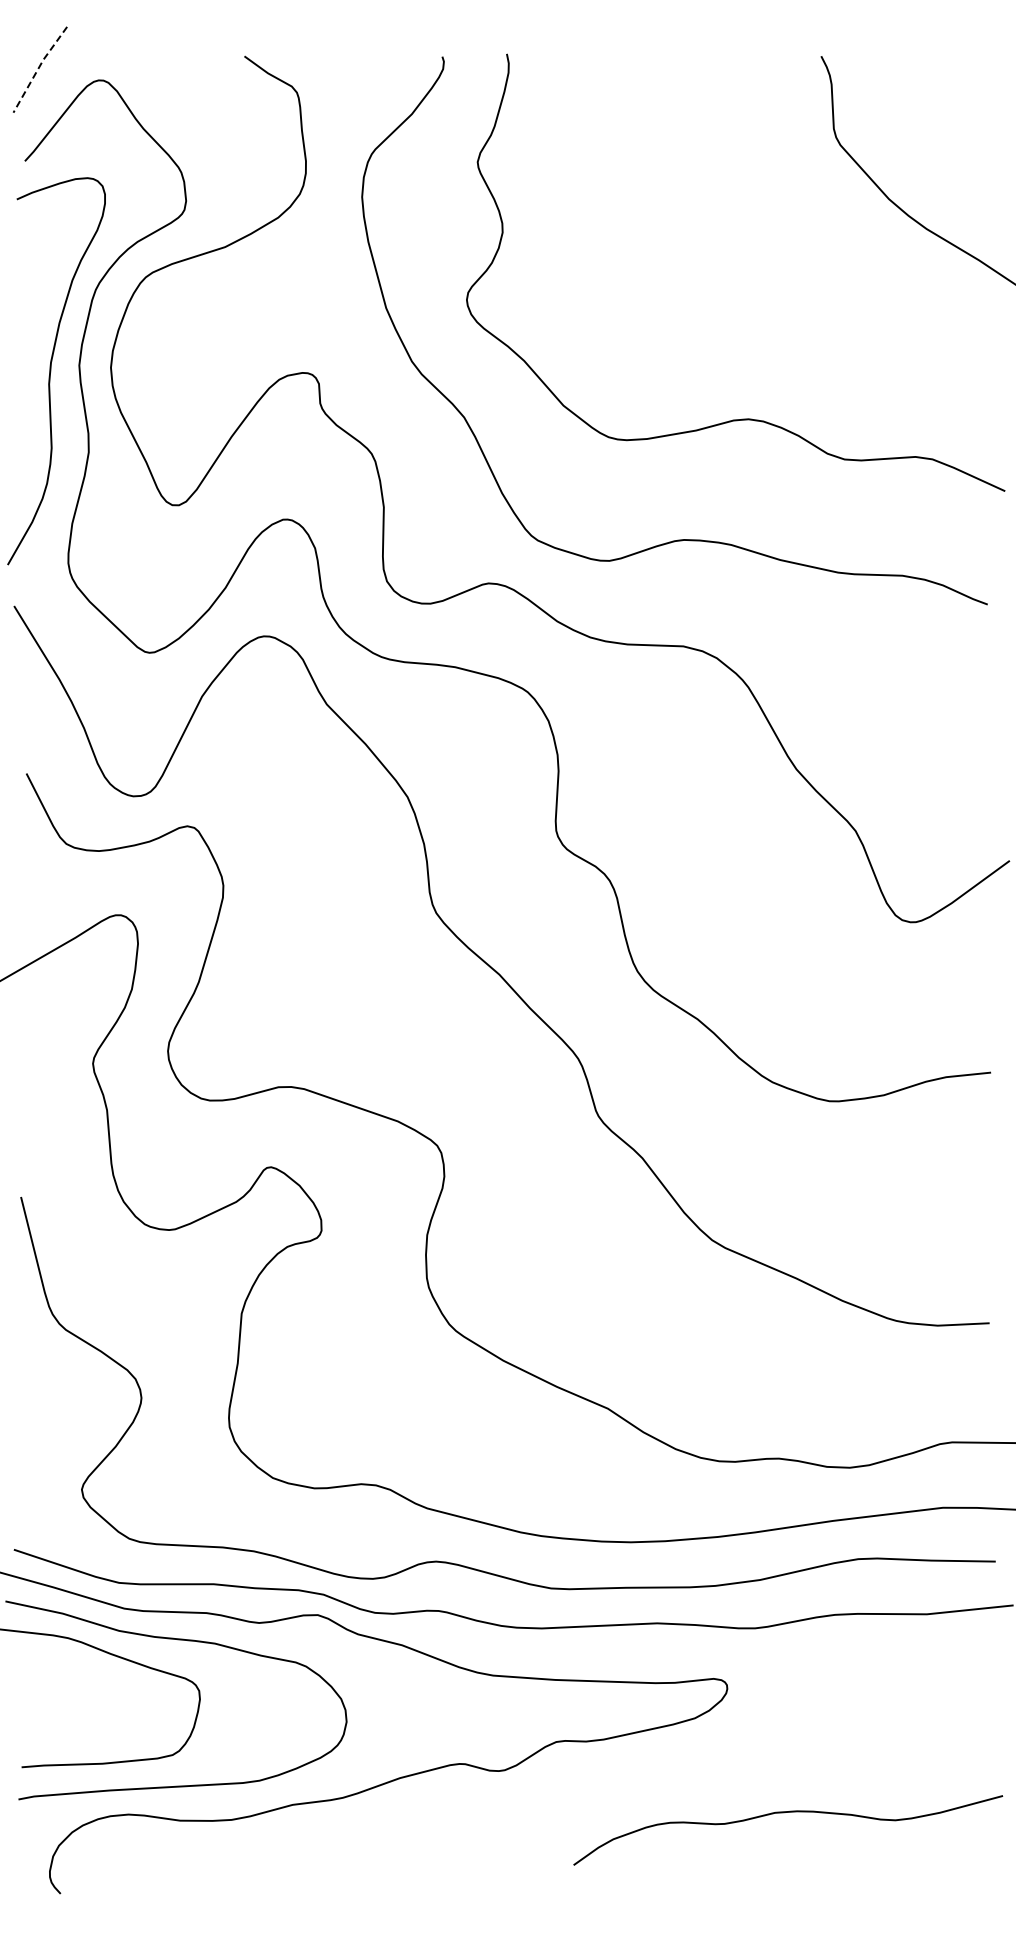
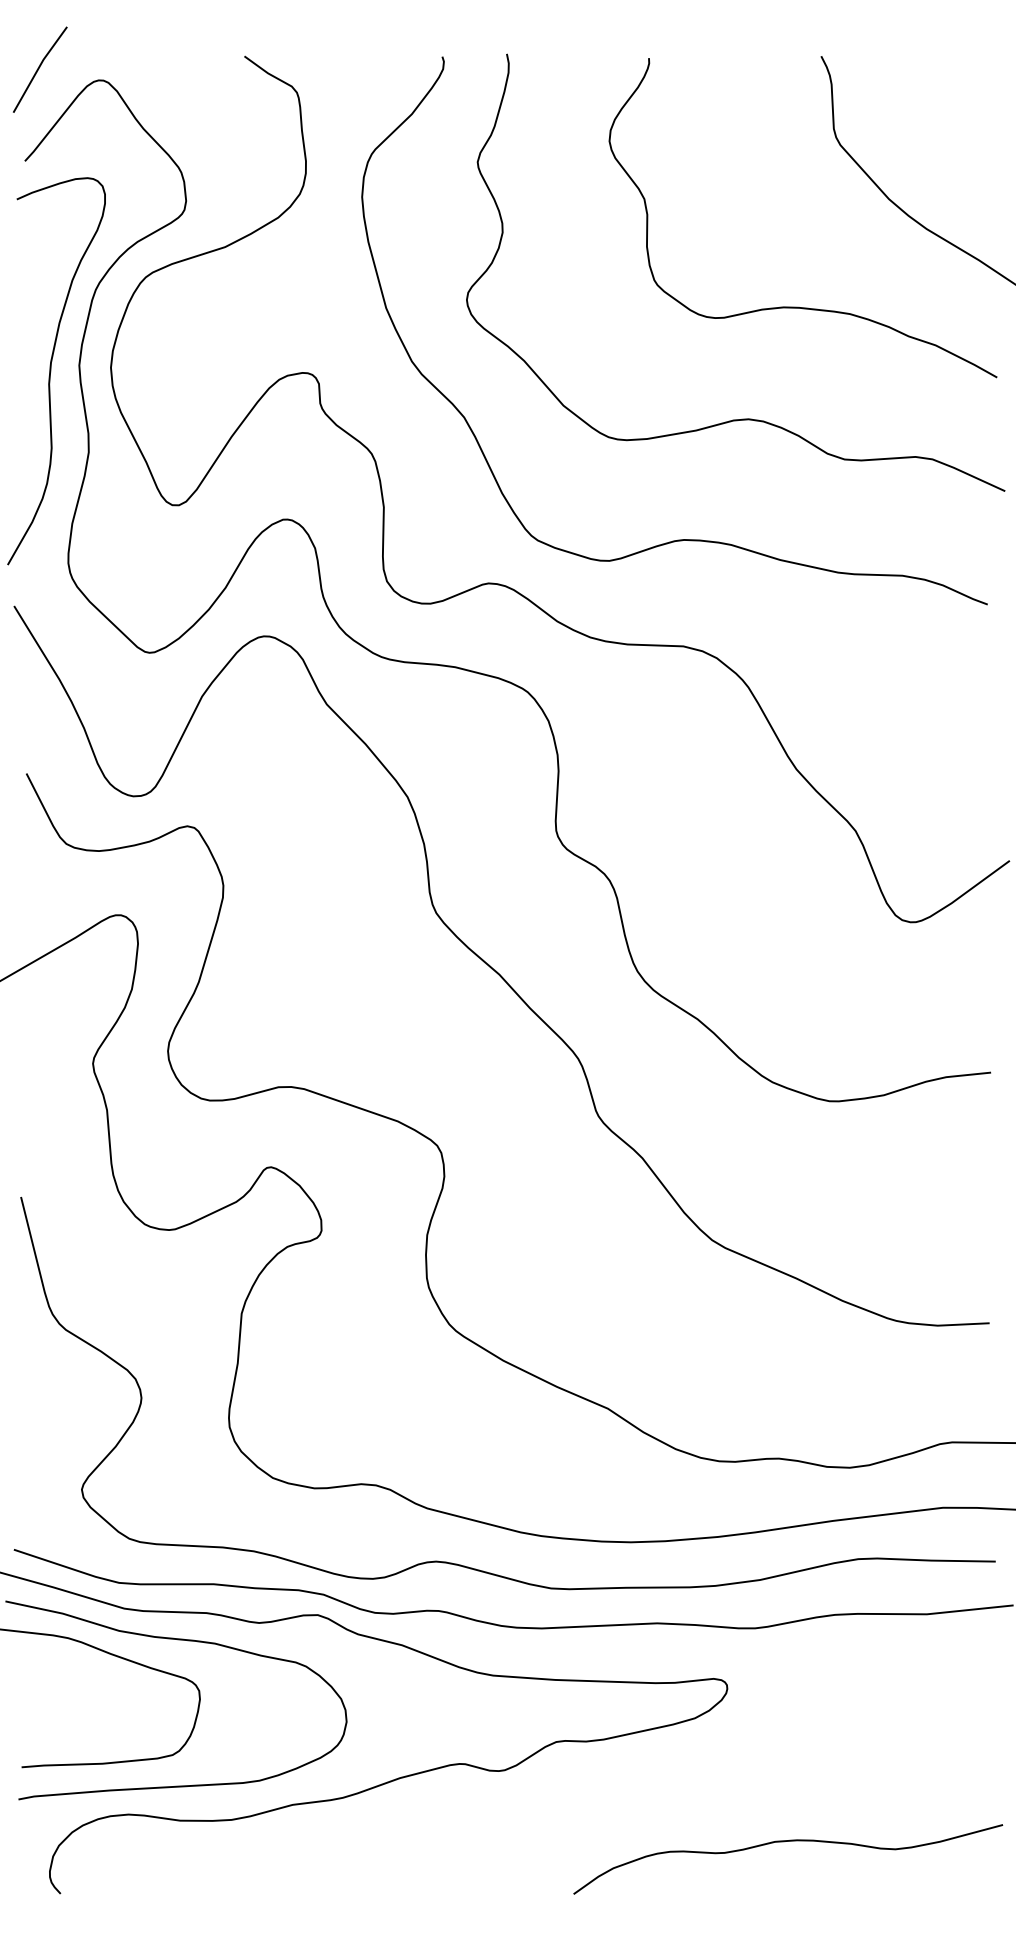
line: dashed -> solid (38, 68)
curve: none -> present (798, 306)
curve position: (784, 1813) -> (784, 1842) (784, 1842)
